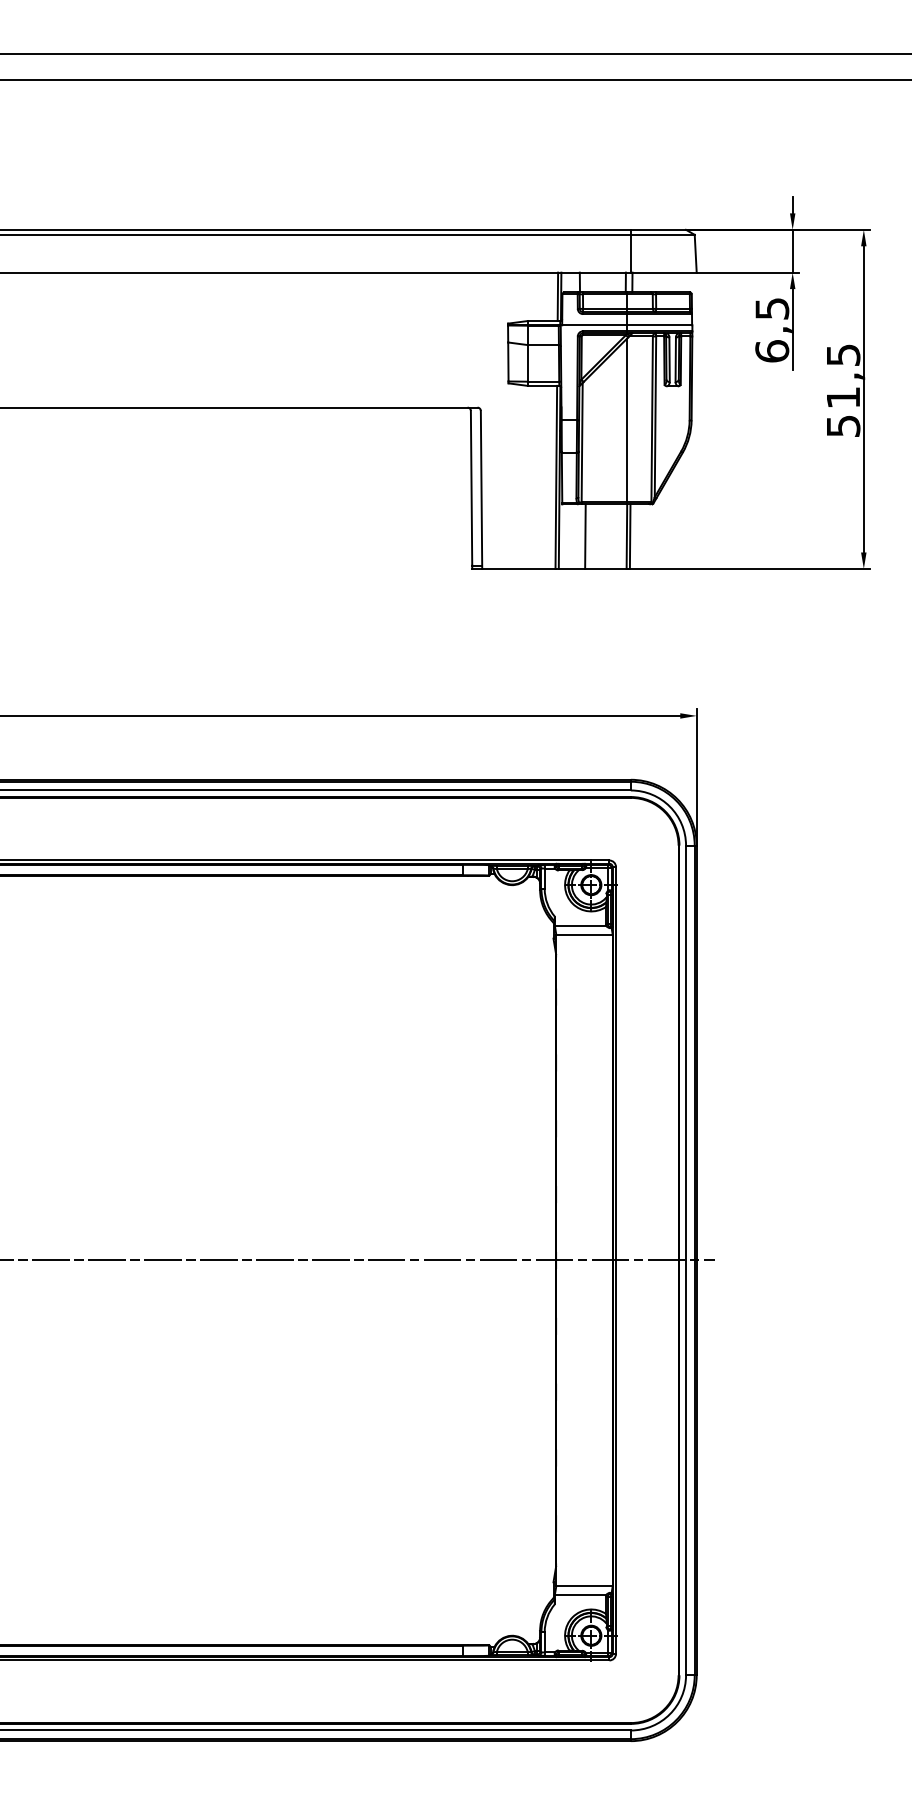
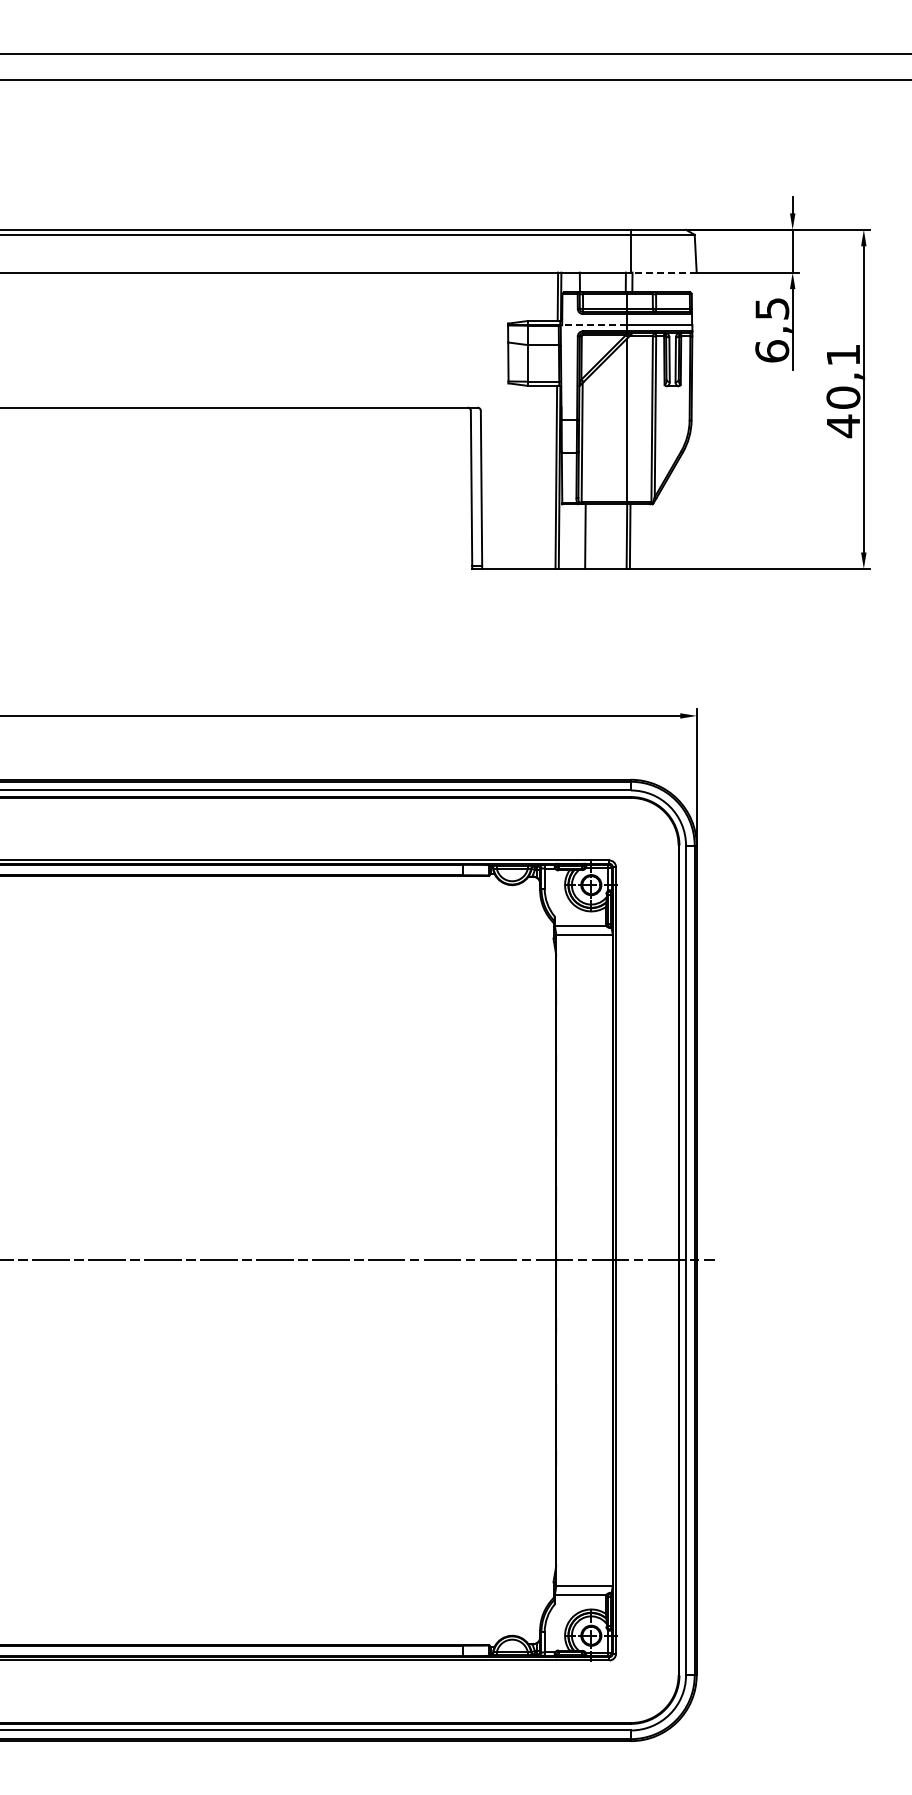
line: solid -> dashed (663, 272)
line: solid -> dashed (593, 325)
text: 51,5 -> 40,1 (843, 391)
